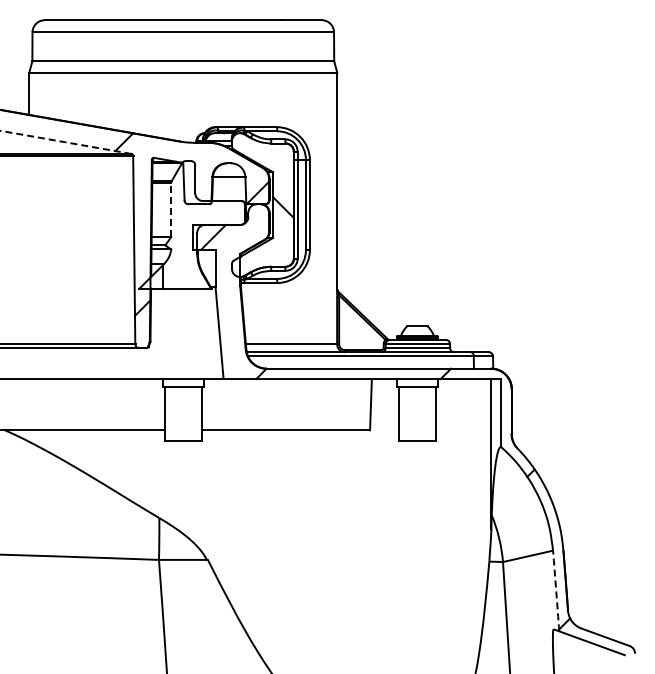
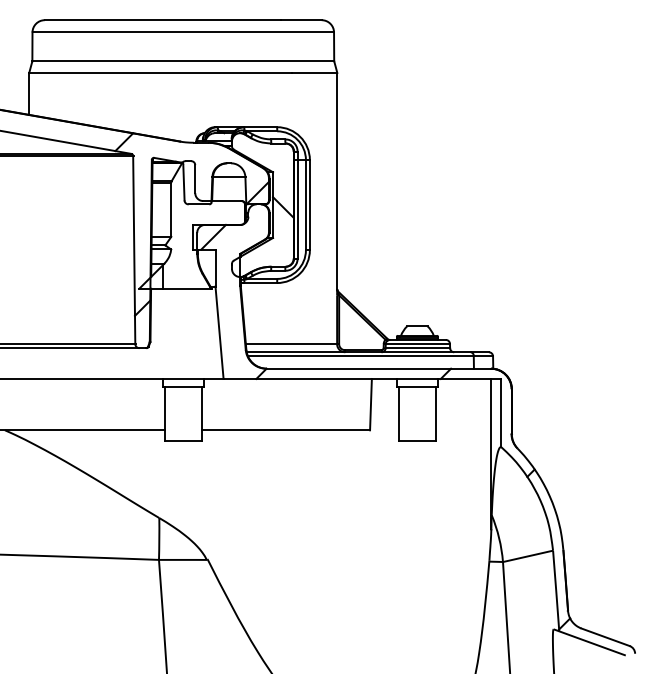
line: dashed -> solid (65, 142)
line: dashed -> solid (171, 209)
arc: dashed -> solid (556, 591)
